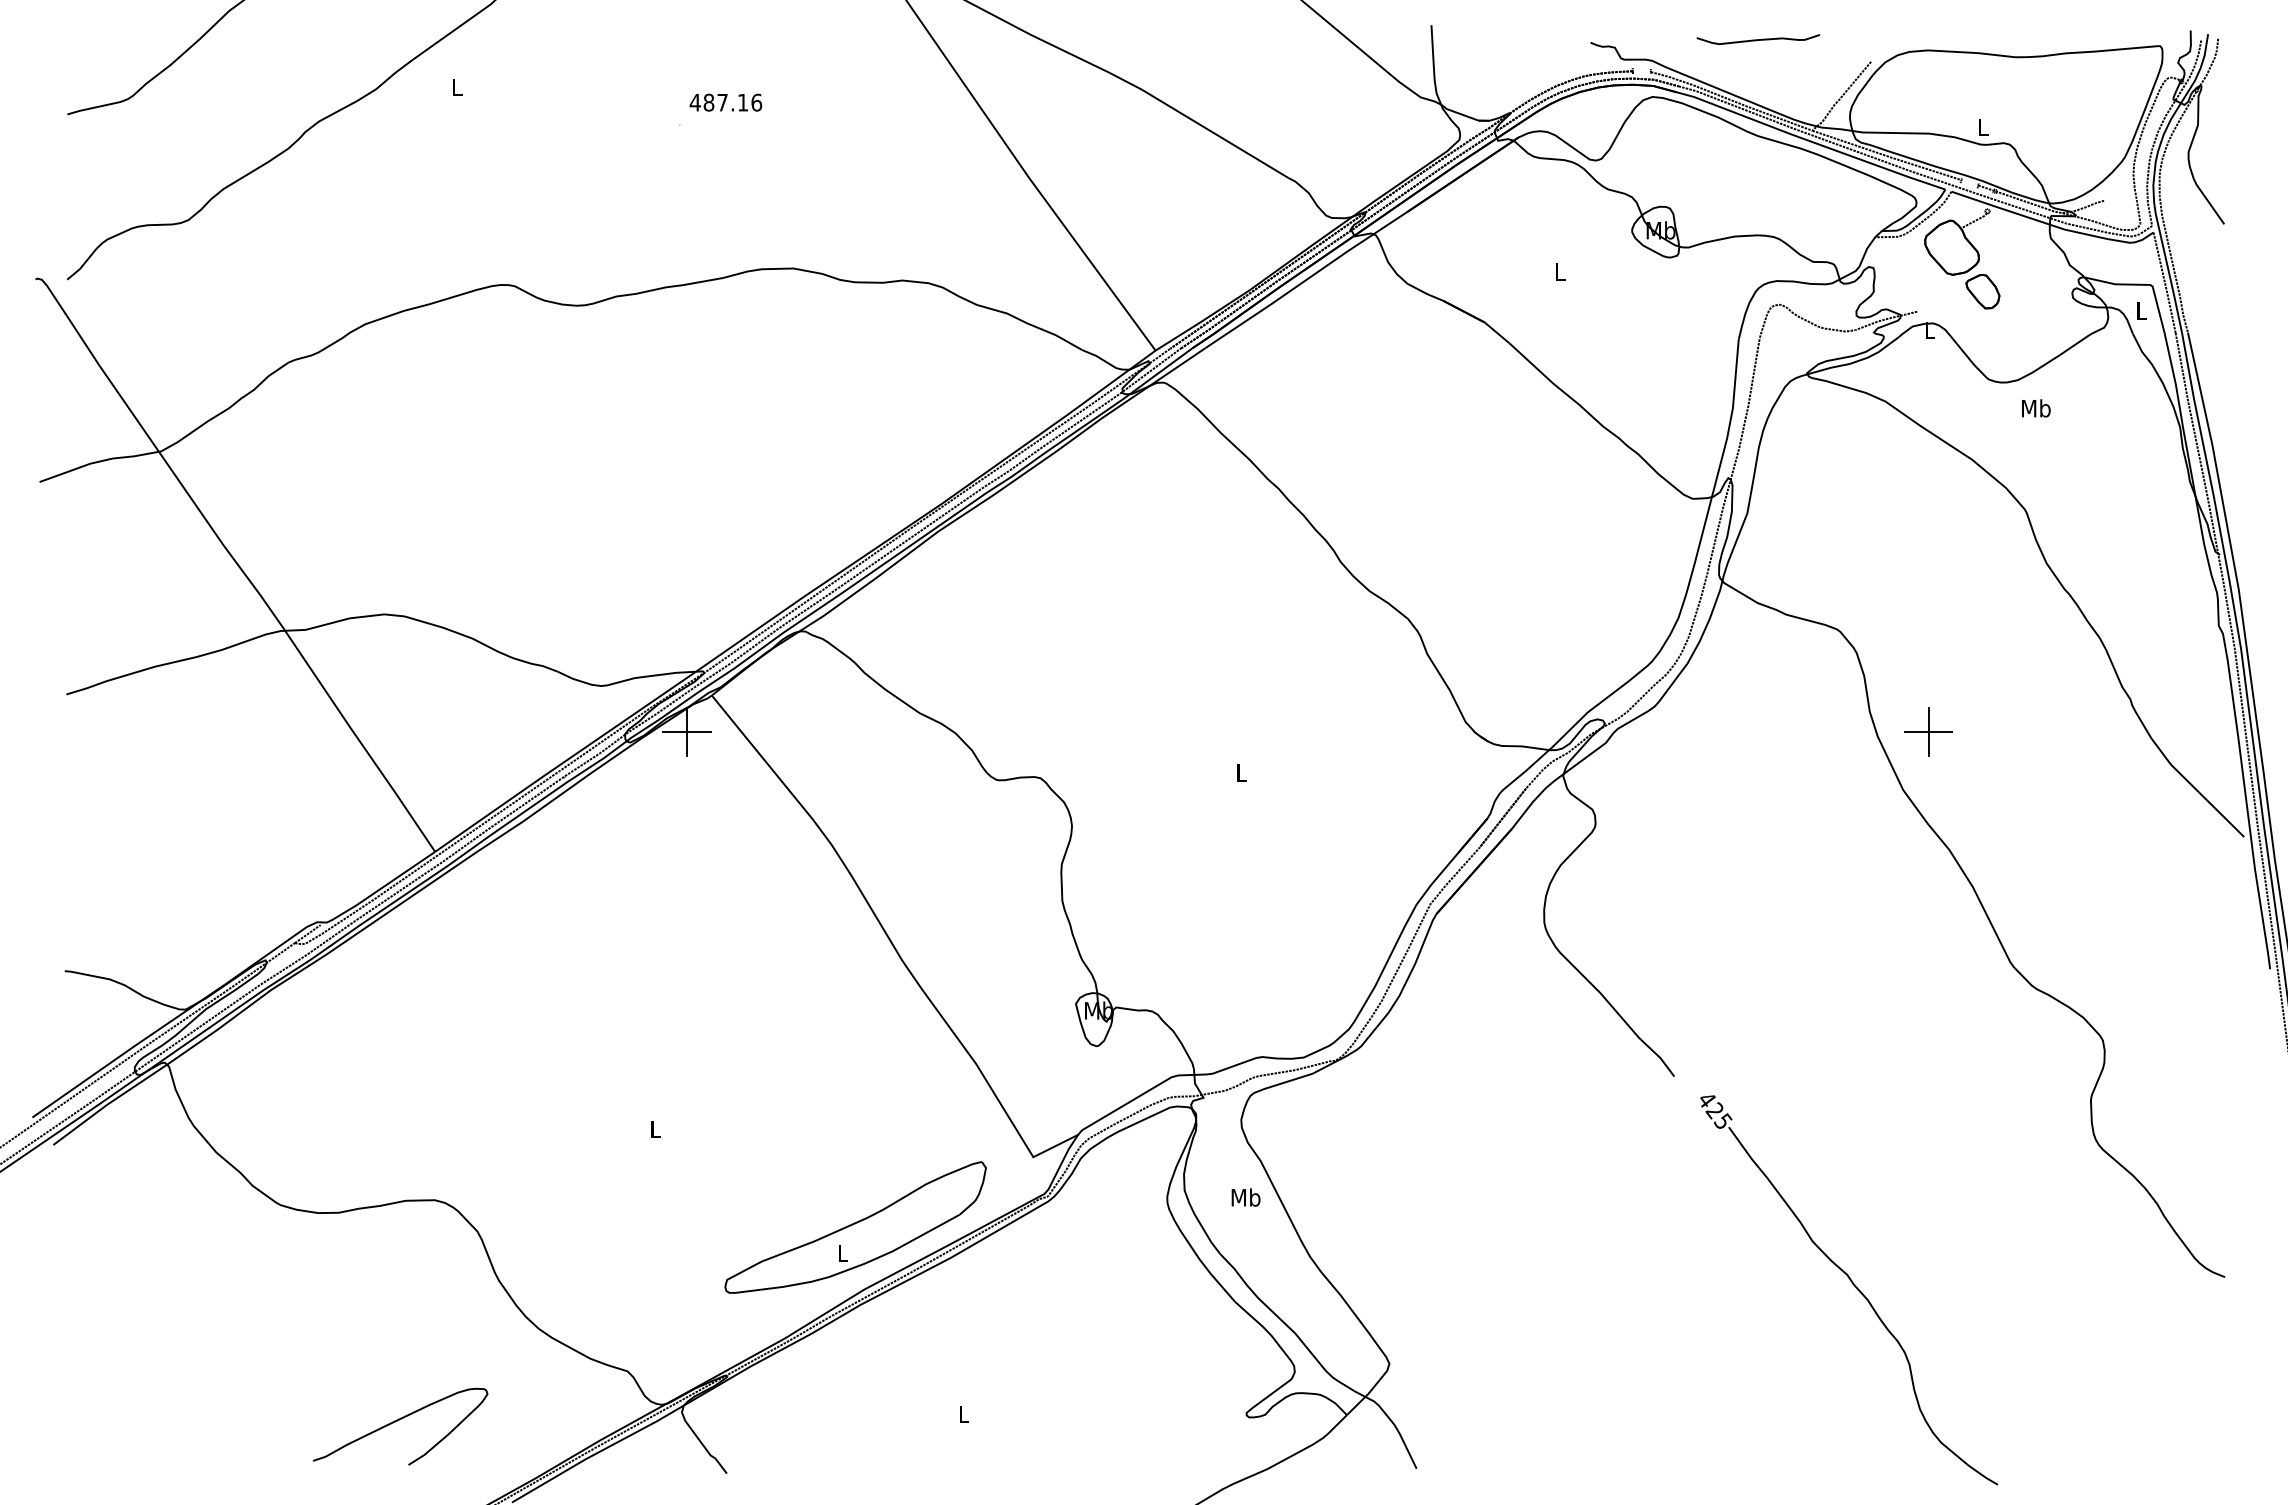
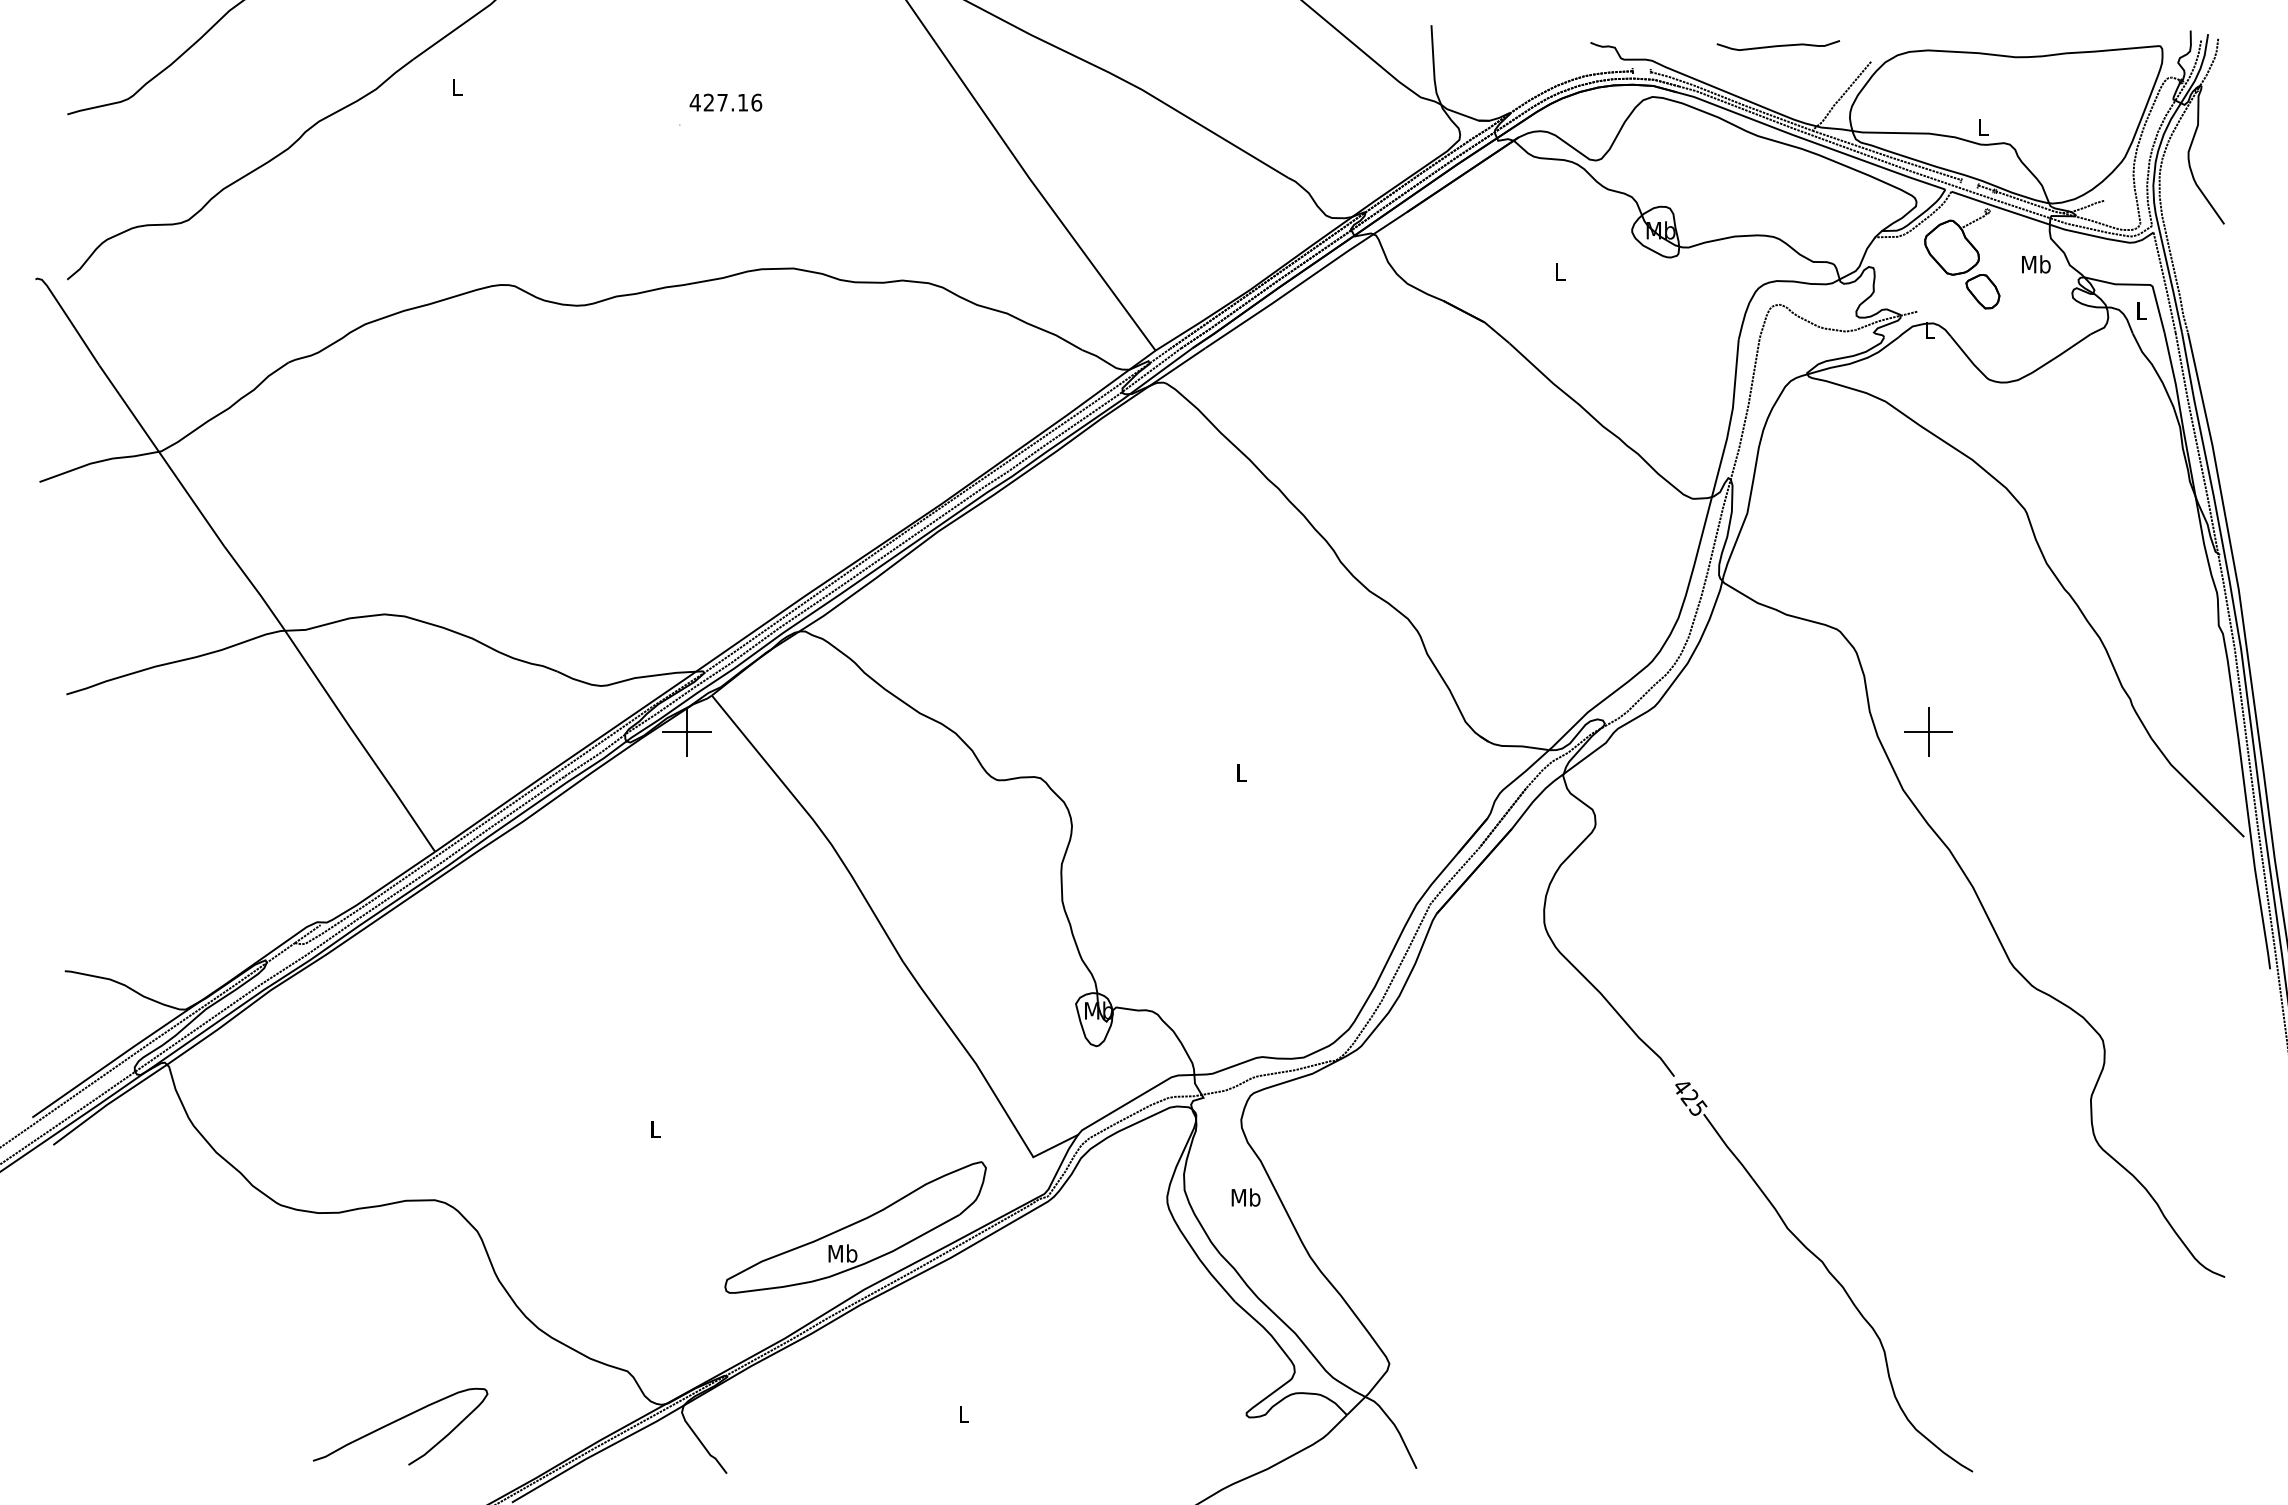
curve position: (1758, 39) -> (1778, 45) (1778, 45)
text: 487.16 -> 427.16 (708, 102)
text position: (2036, 408) -> (2036, 264) (2036, 264)
text: L -> Mb (842, 1253)
part position: (1853, 1285) -> (1828, 1272) (1828, 1272)
